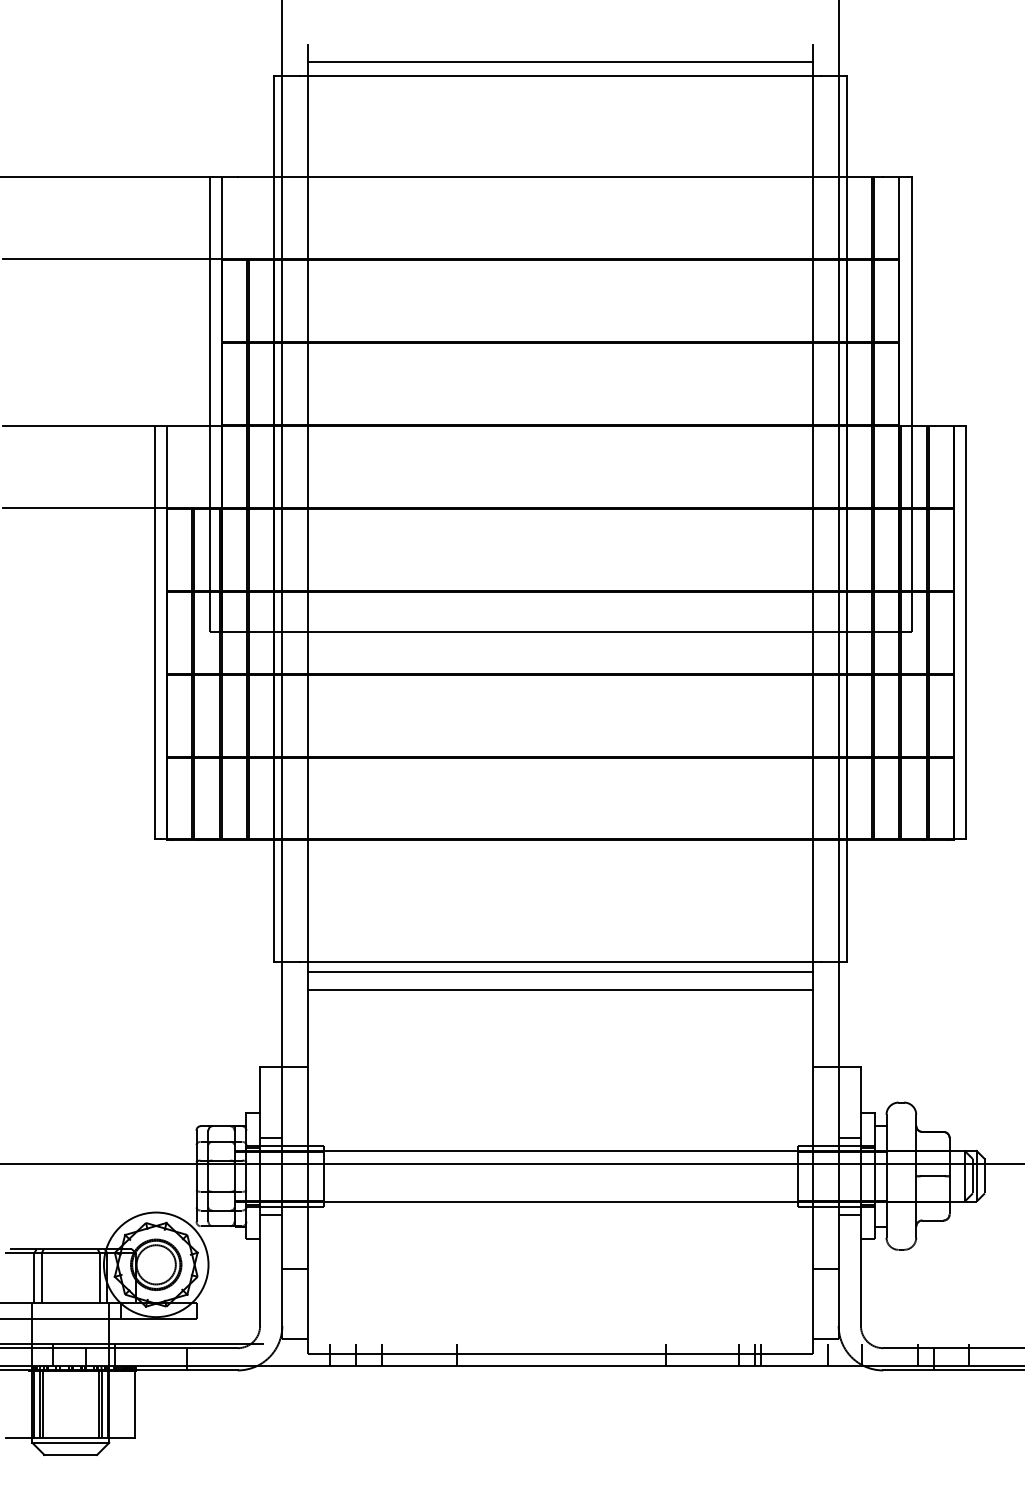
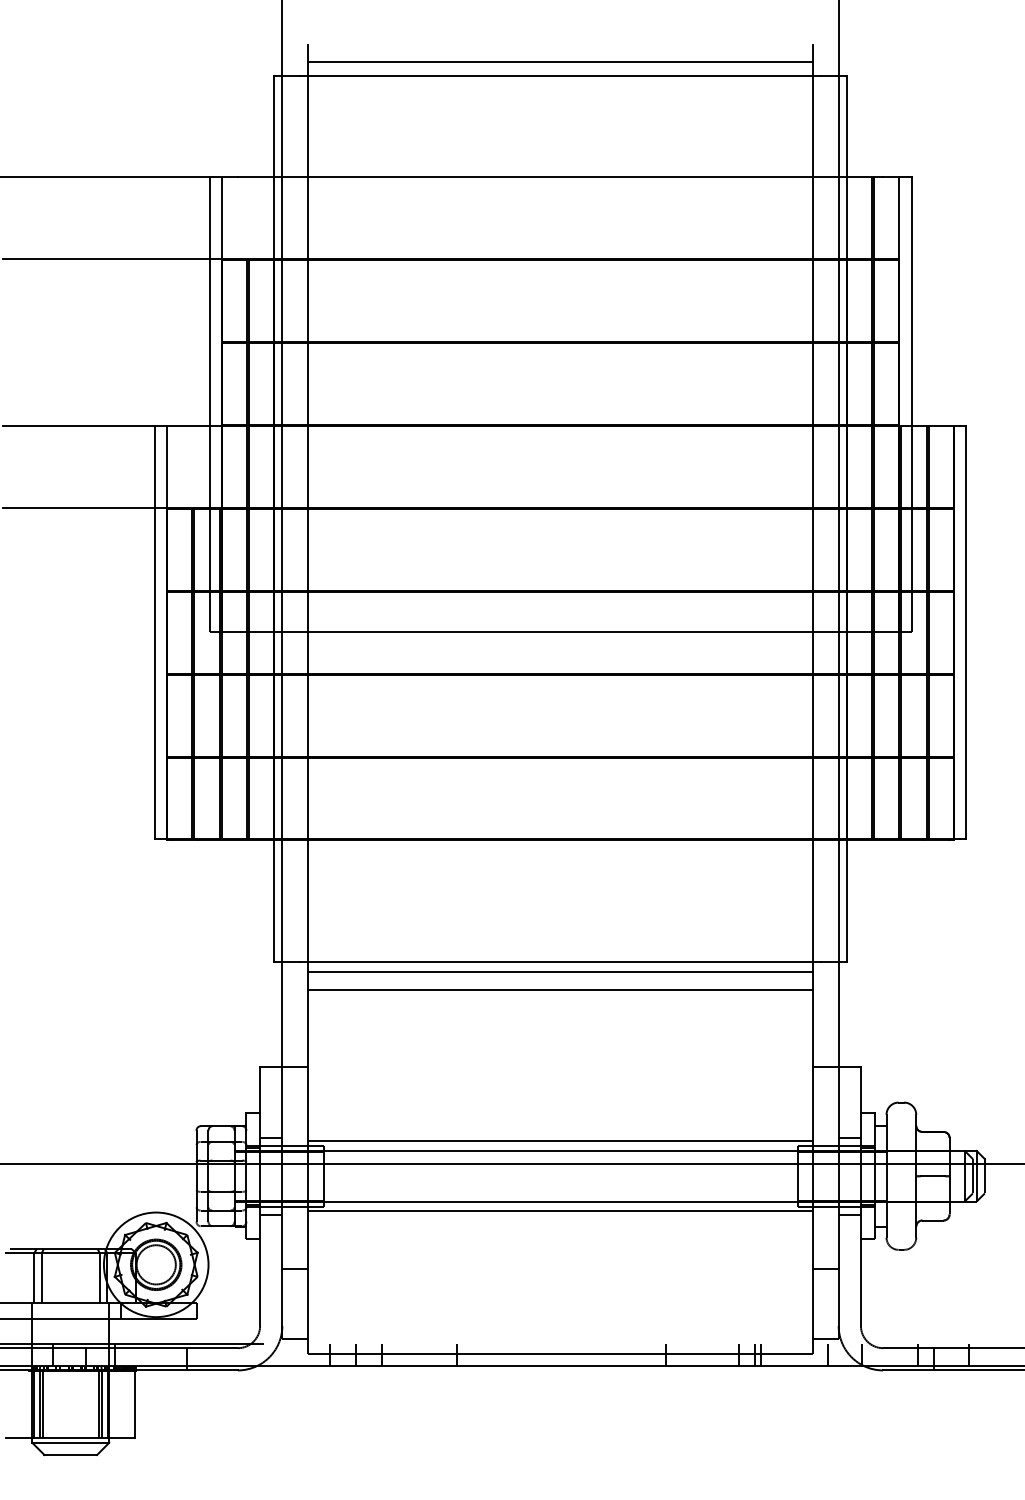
line: none -> present (560, 1141)
line: none -> present (560, 1211)
